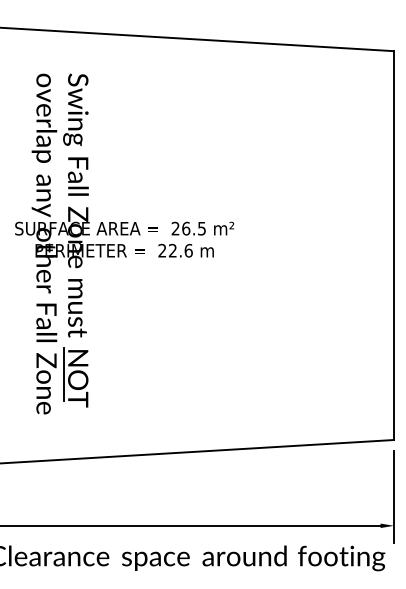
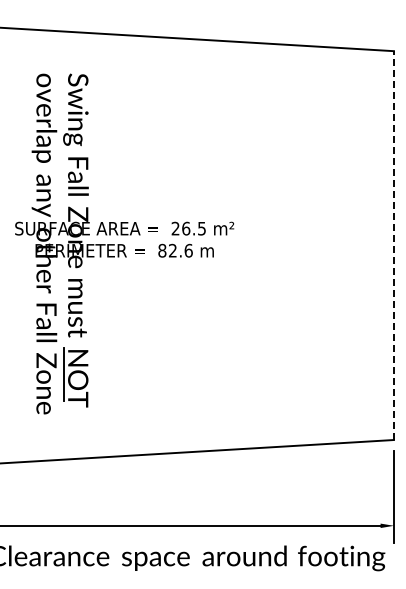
line: solid -> dashed (393, 245)
text: 22.6 -> 82.6 (162, 250)
